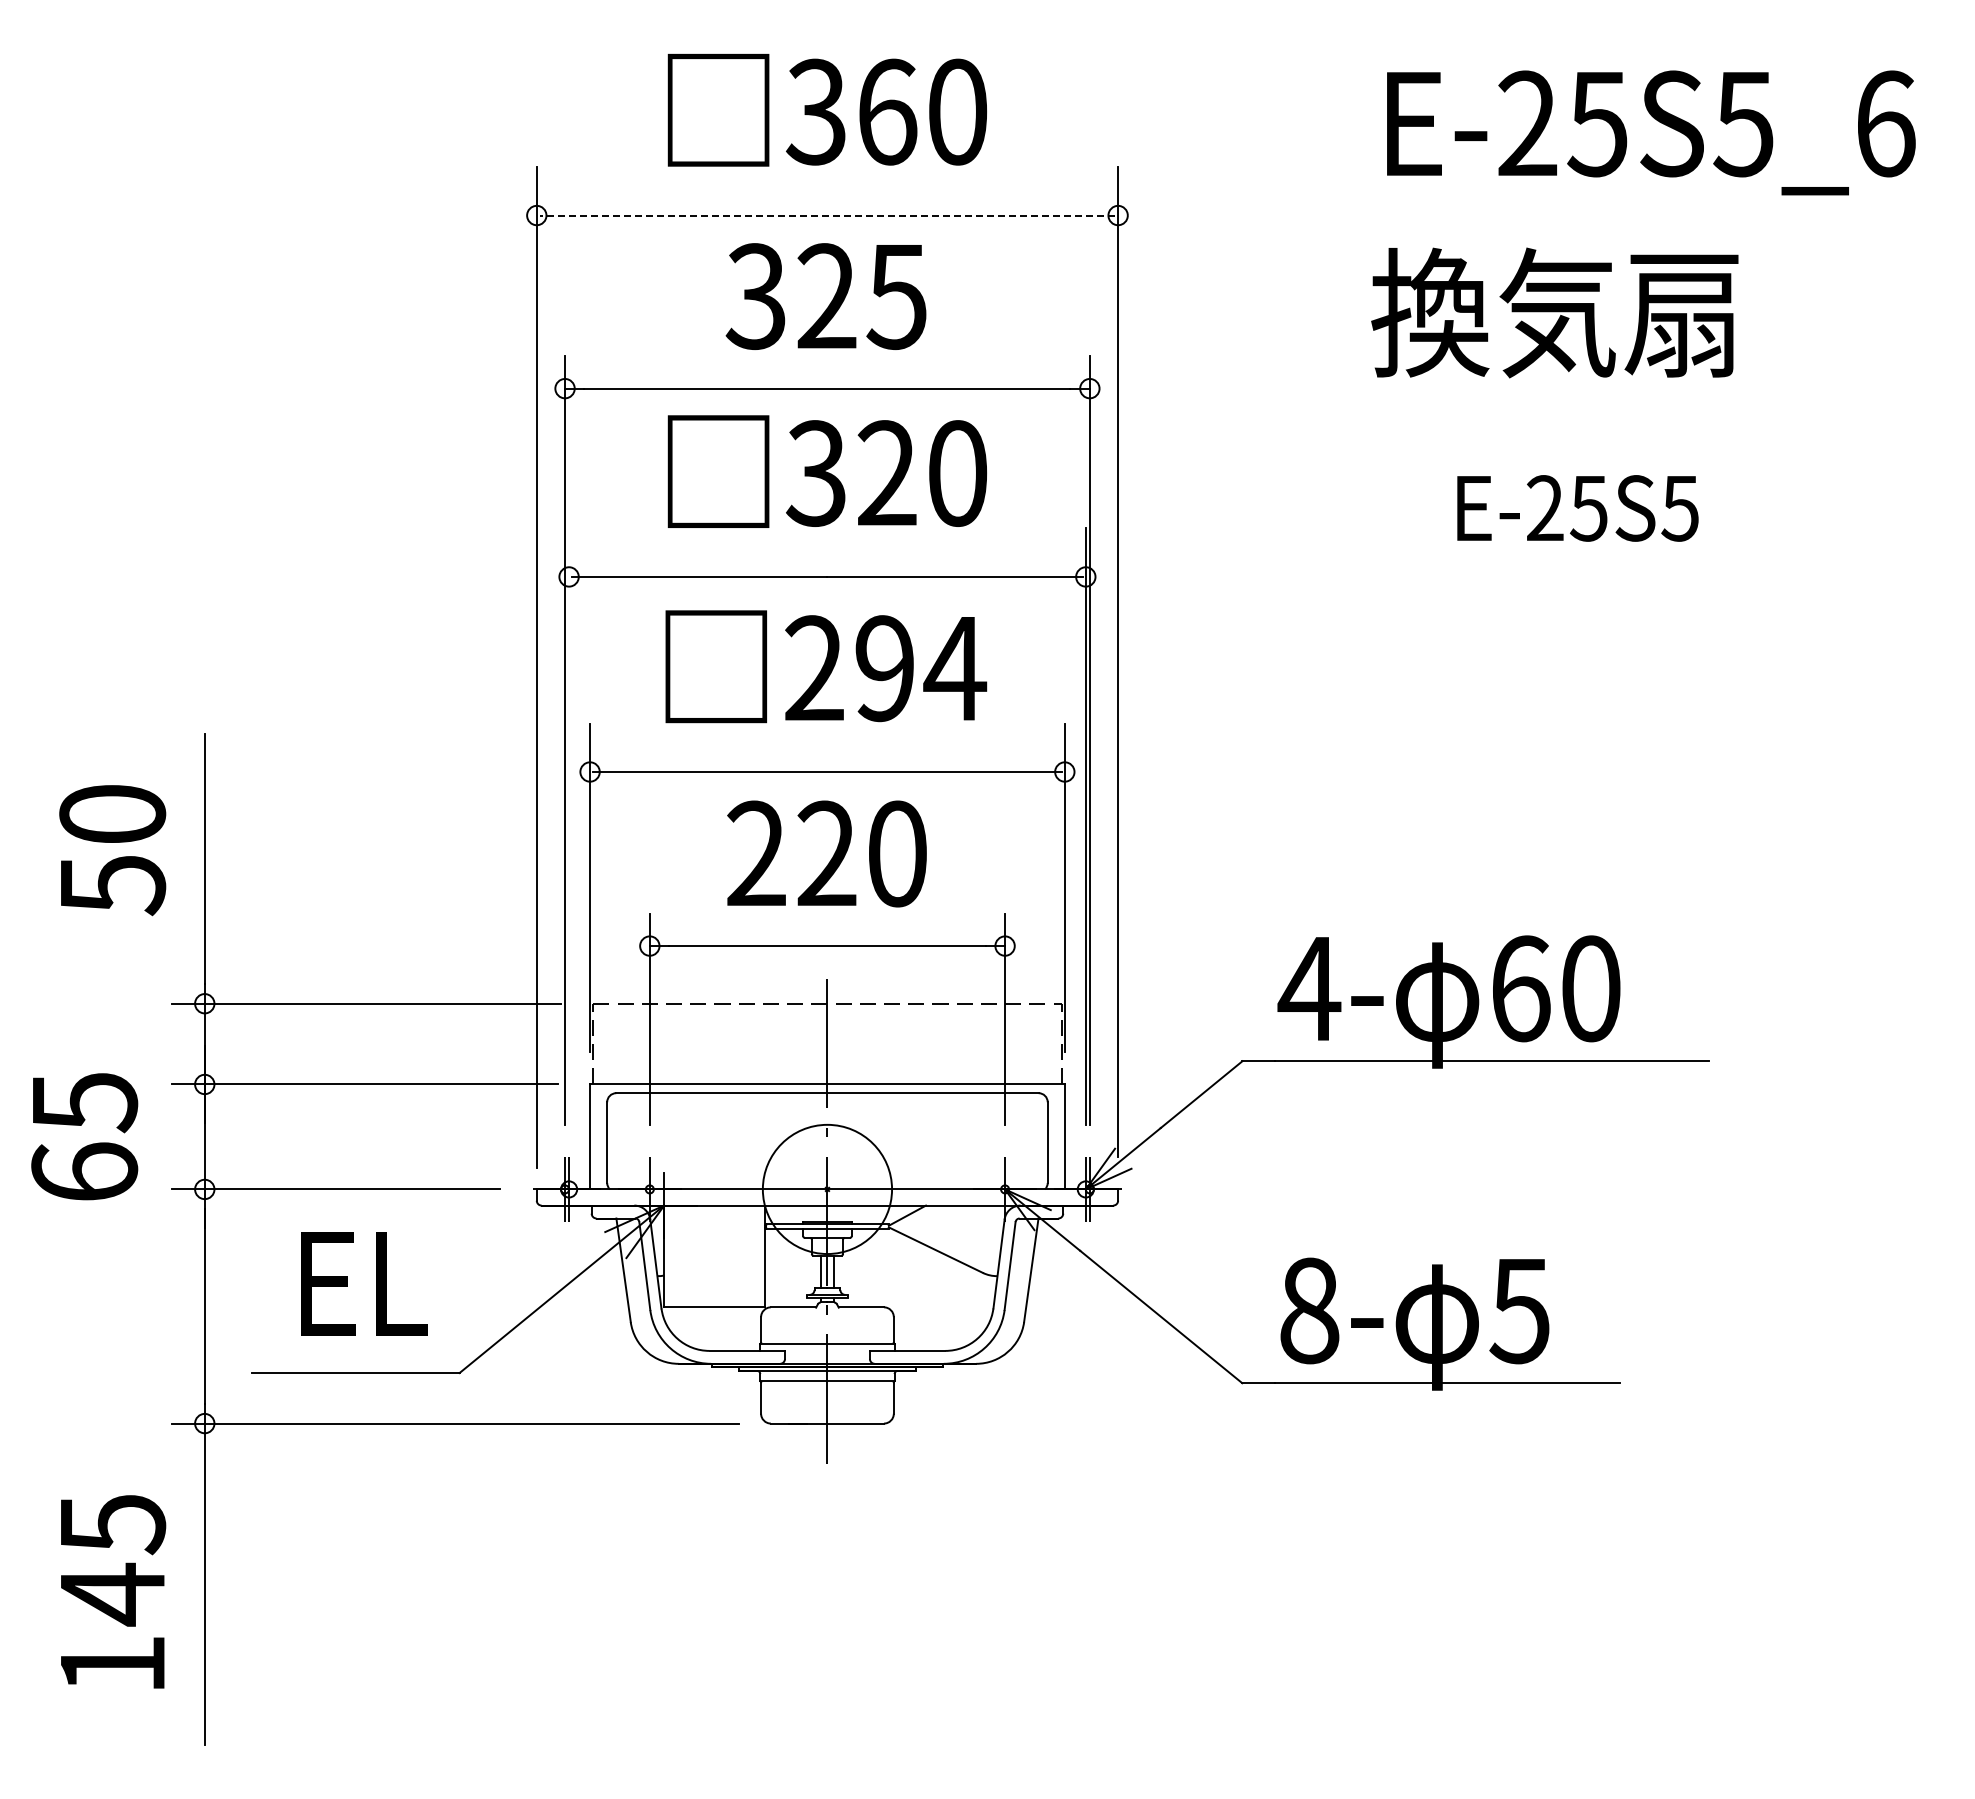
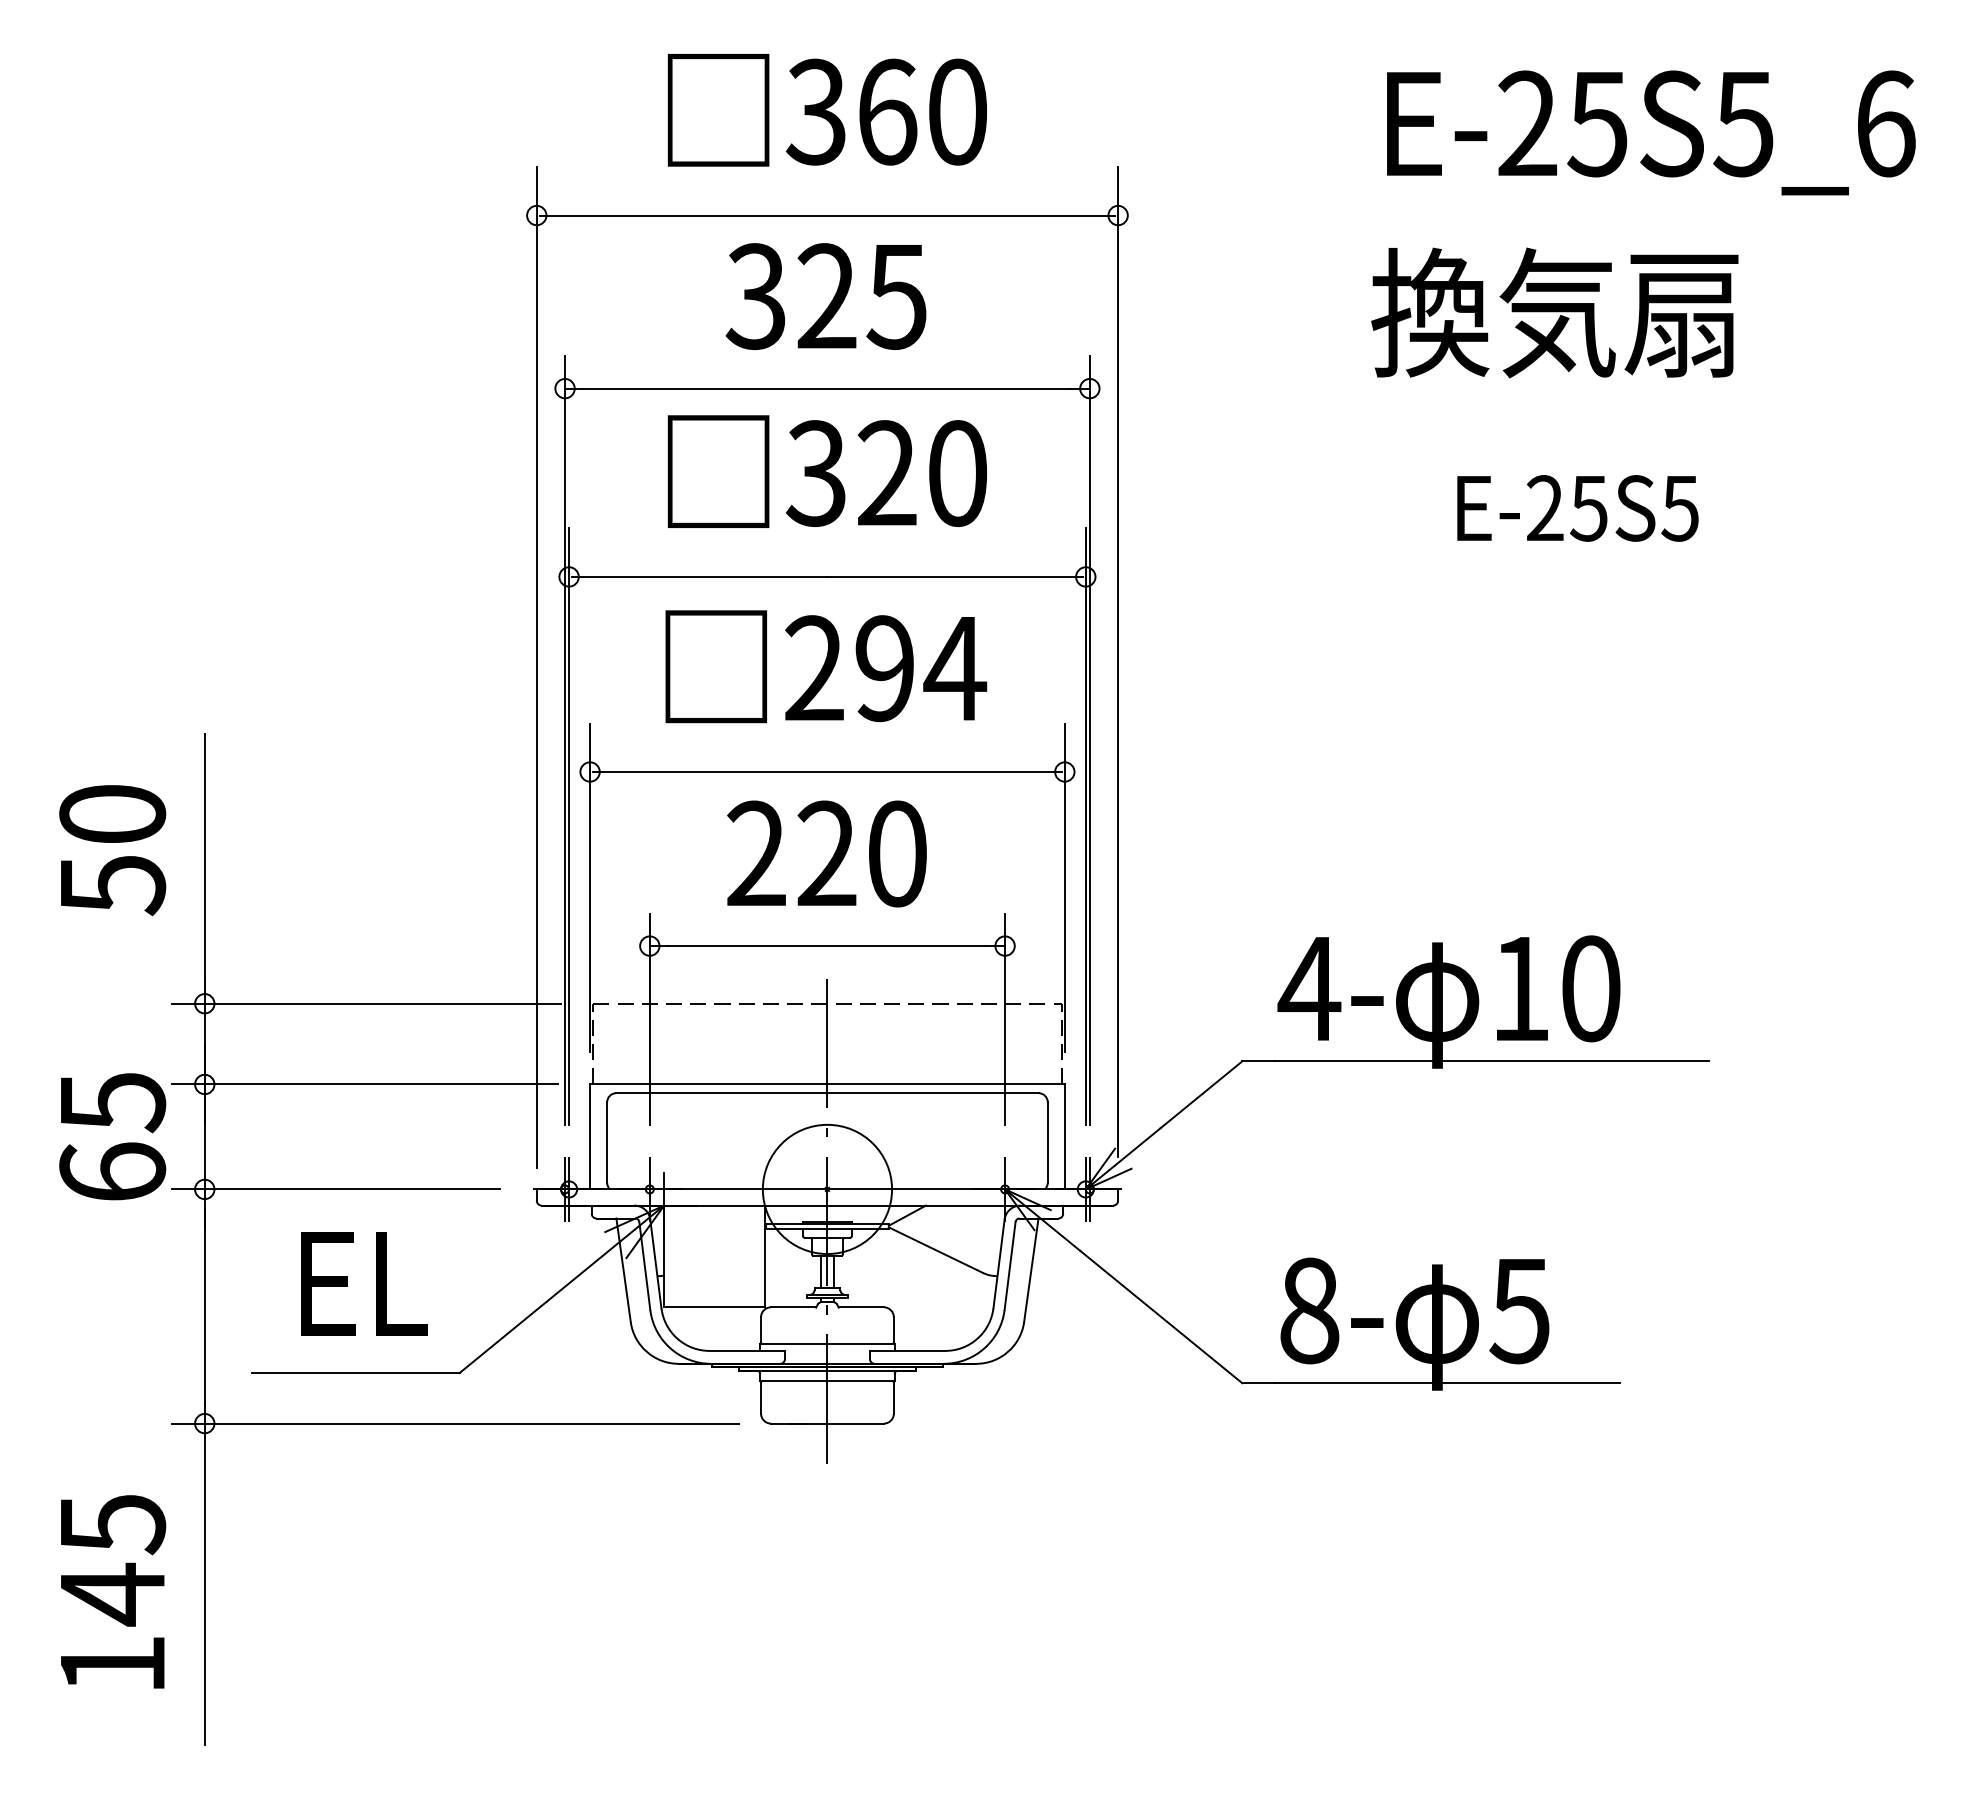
line: dashed -> solid (826, 215)
line: none -> present (569, 826)
text: 60 -> 10 (1521, 988)
text position: (84, 1136) -> (112, 1136) (112, 1136)
